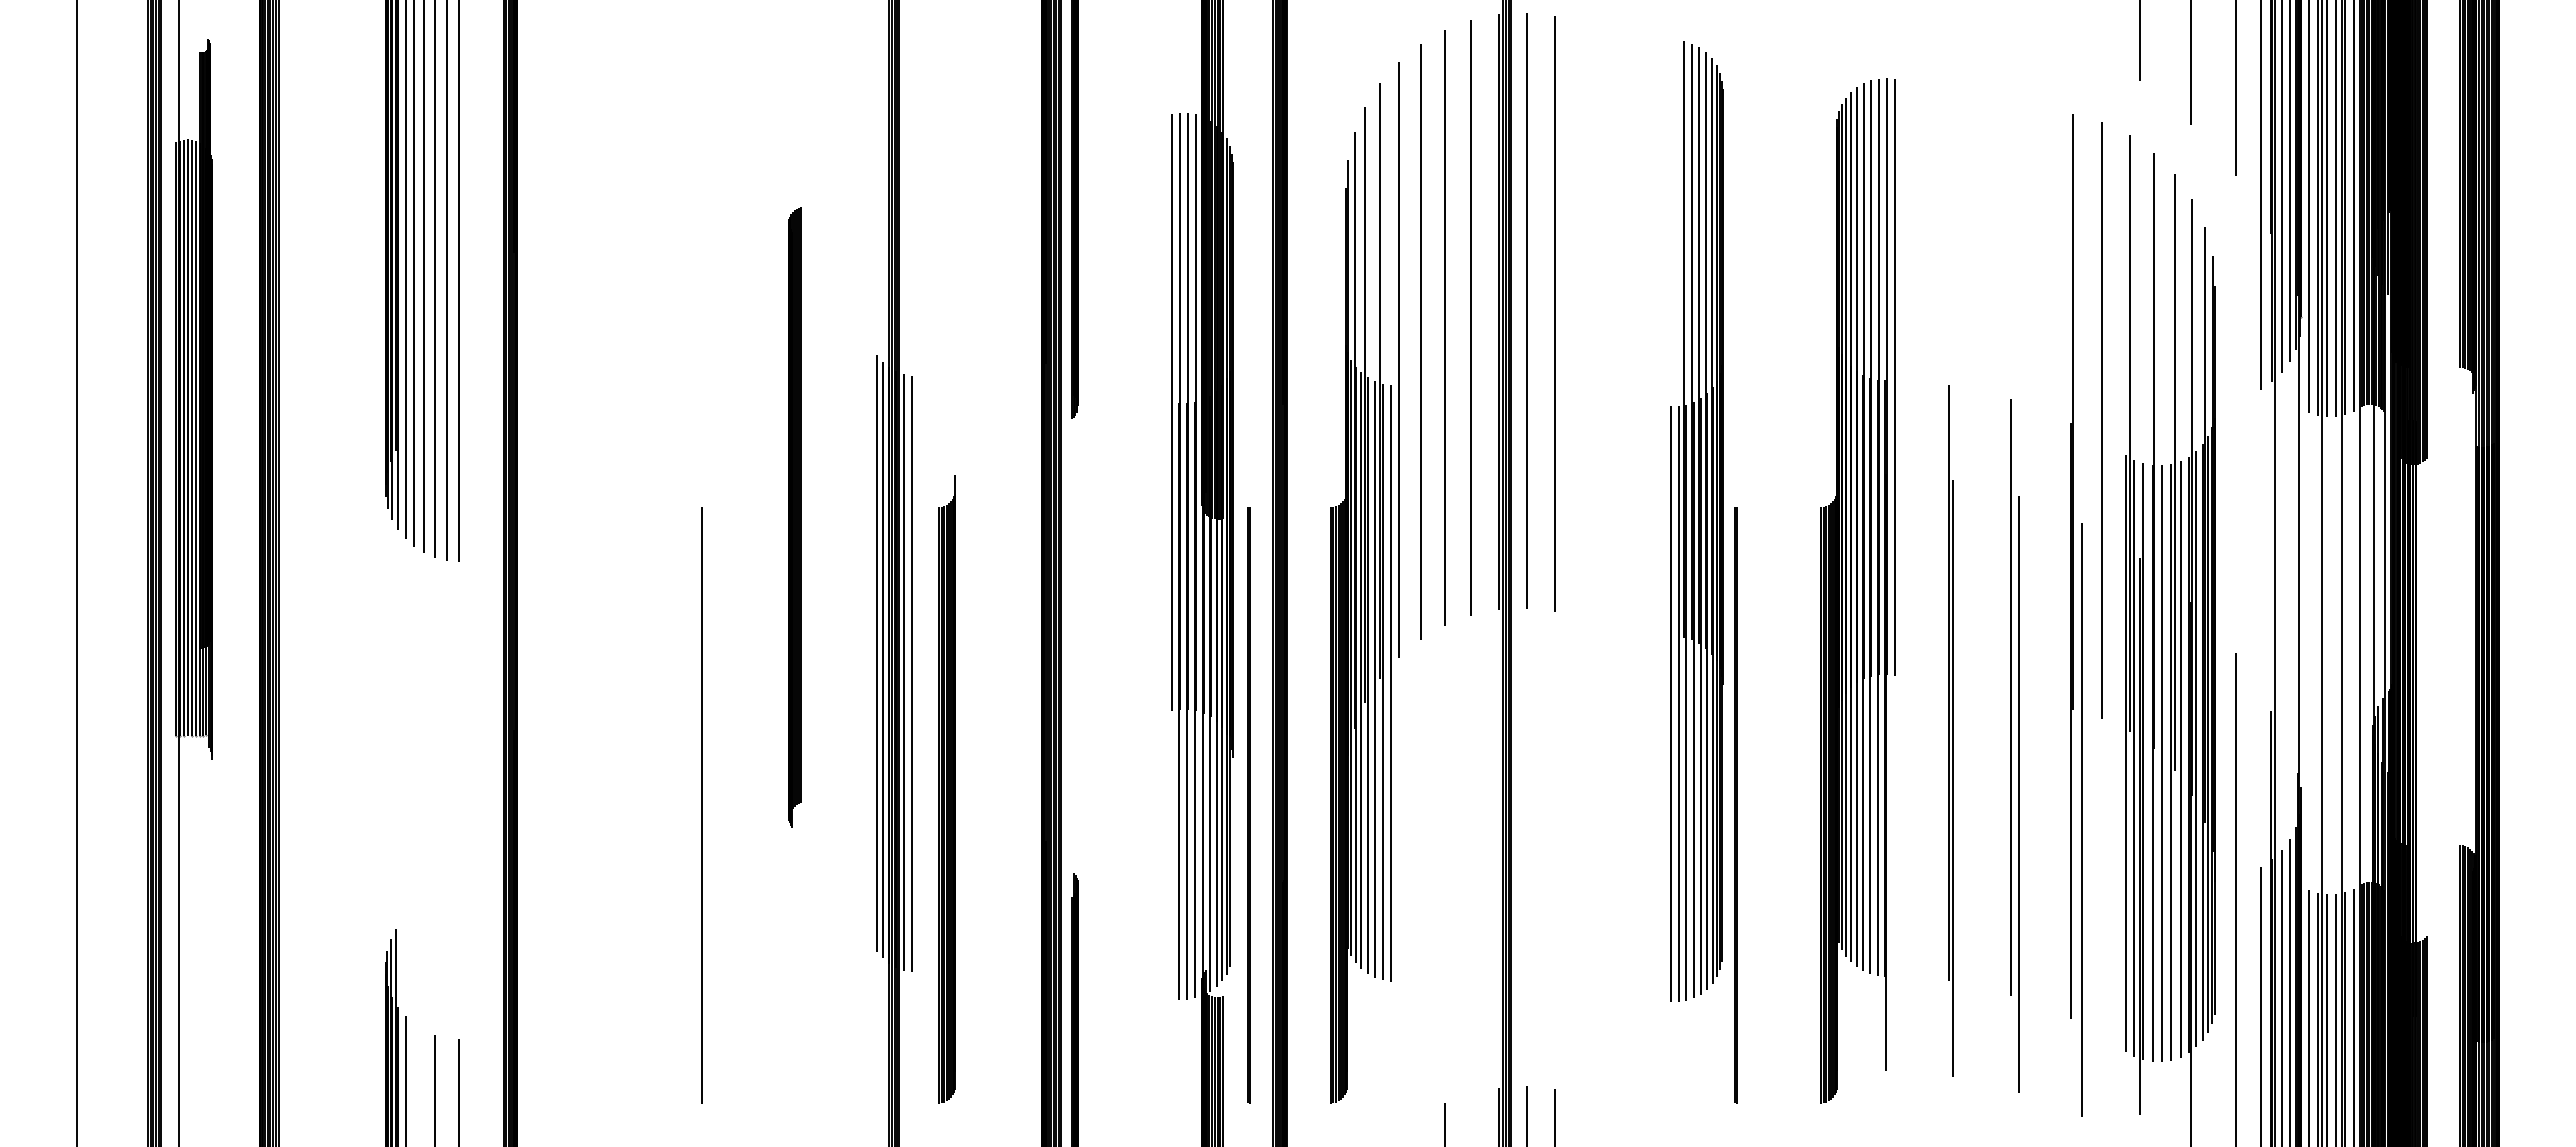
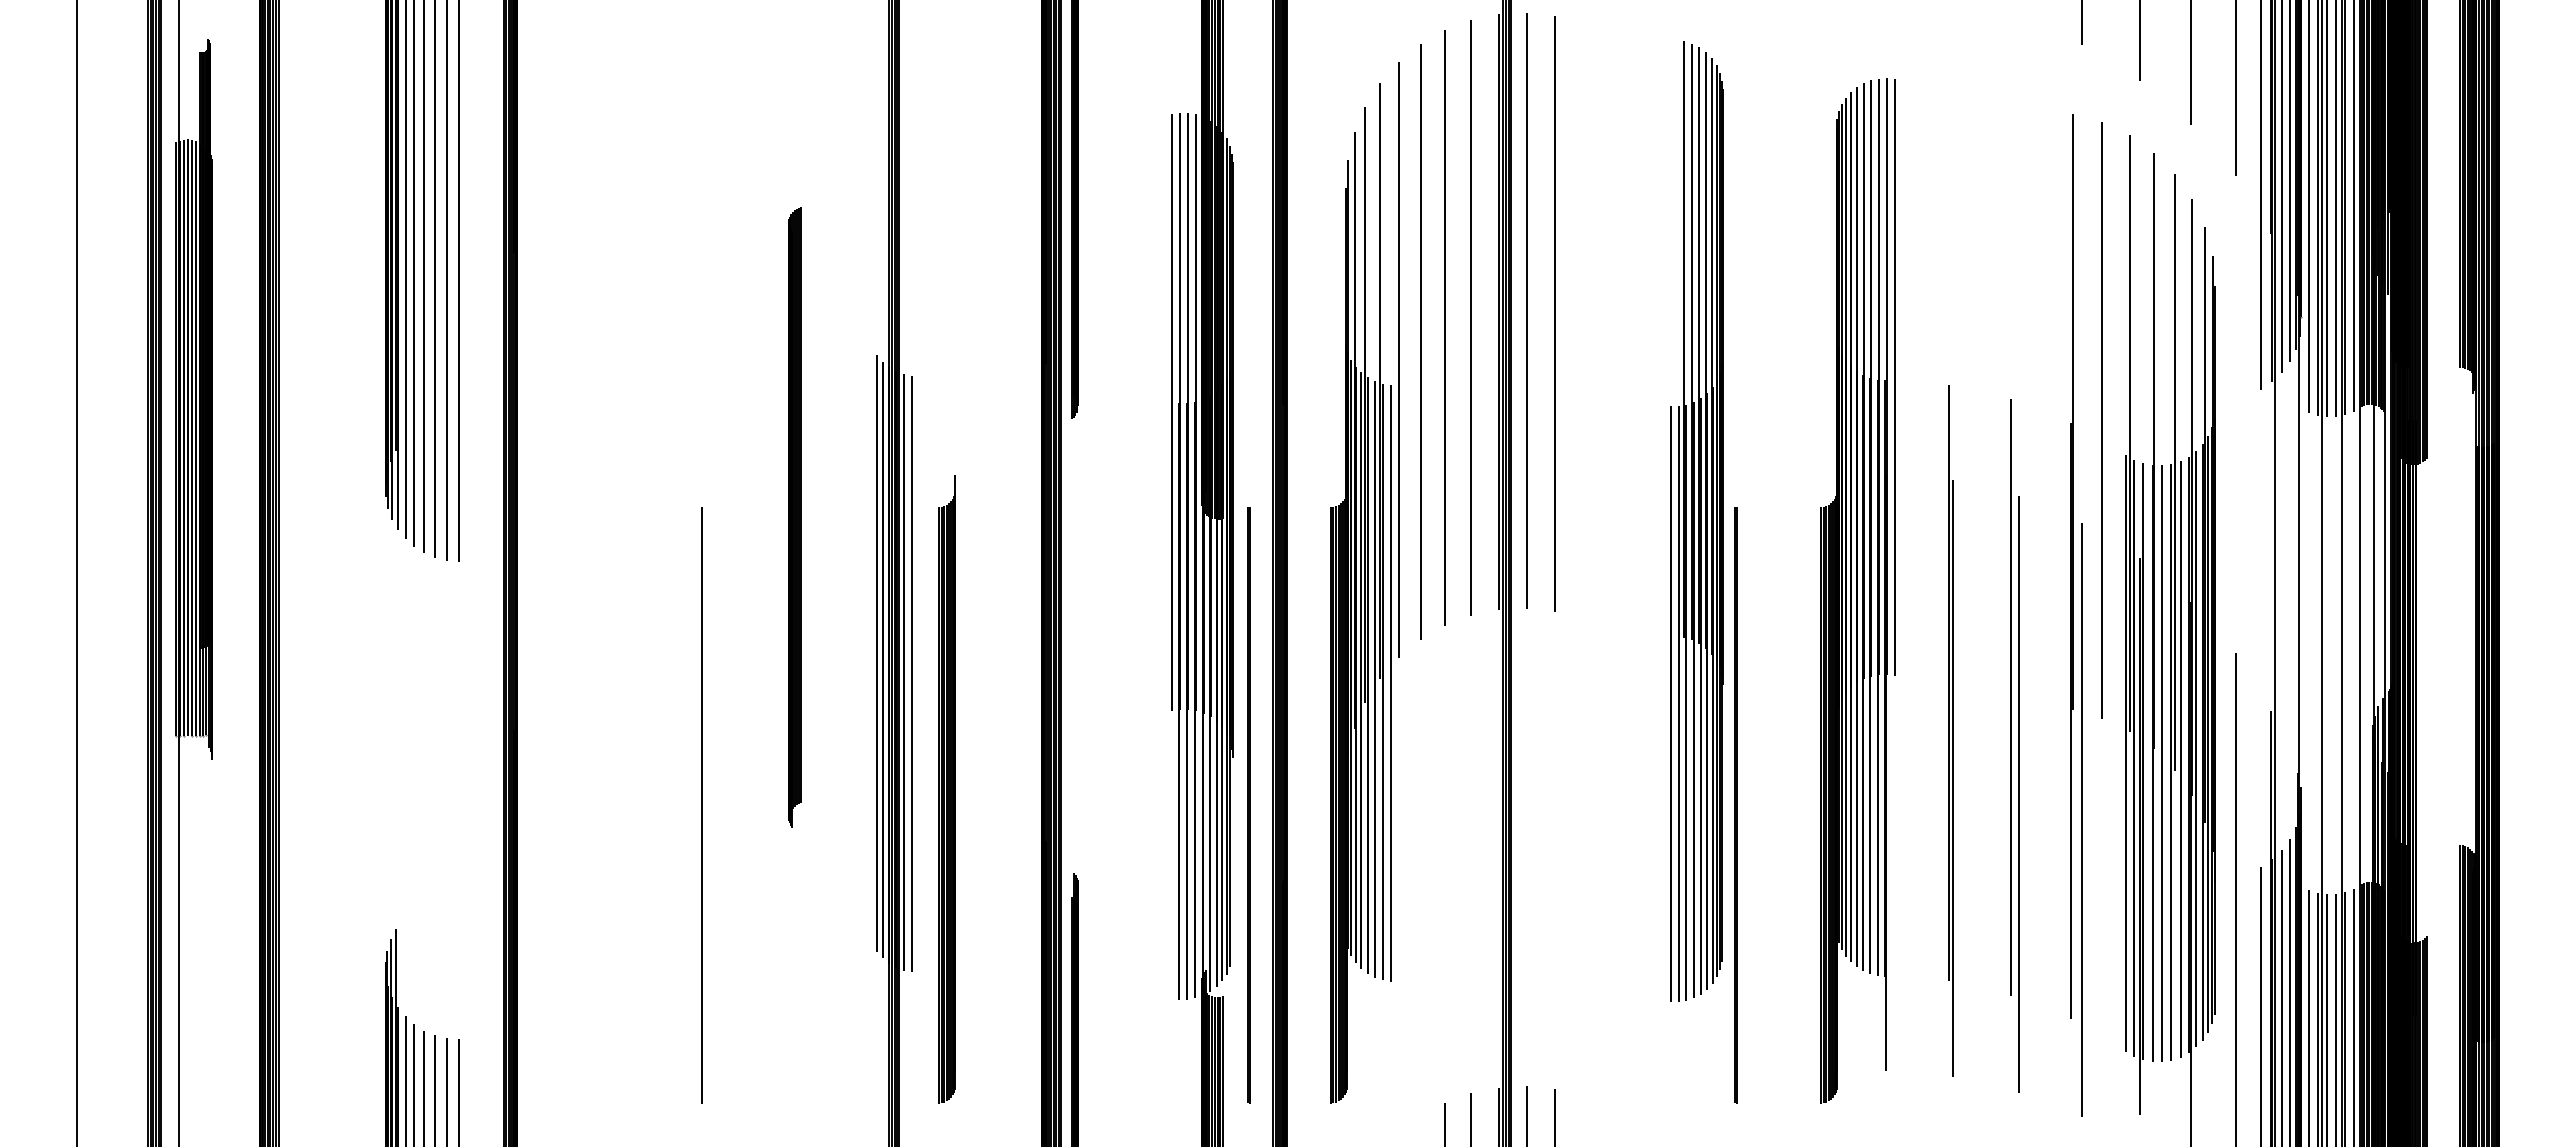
line: none -> present (2081, 23)
line: none -> present (414, 1083)
line: none -> present (424, 1086)
line: none -> present (446, 1090)
line: none -> present (1471, 1118)
